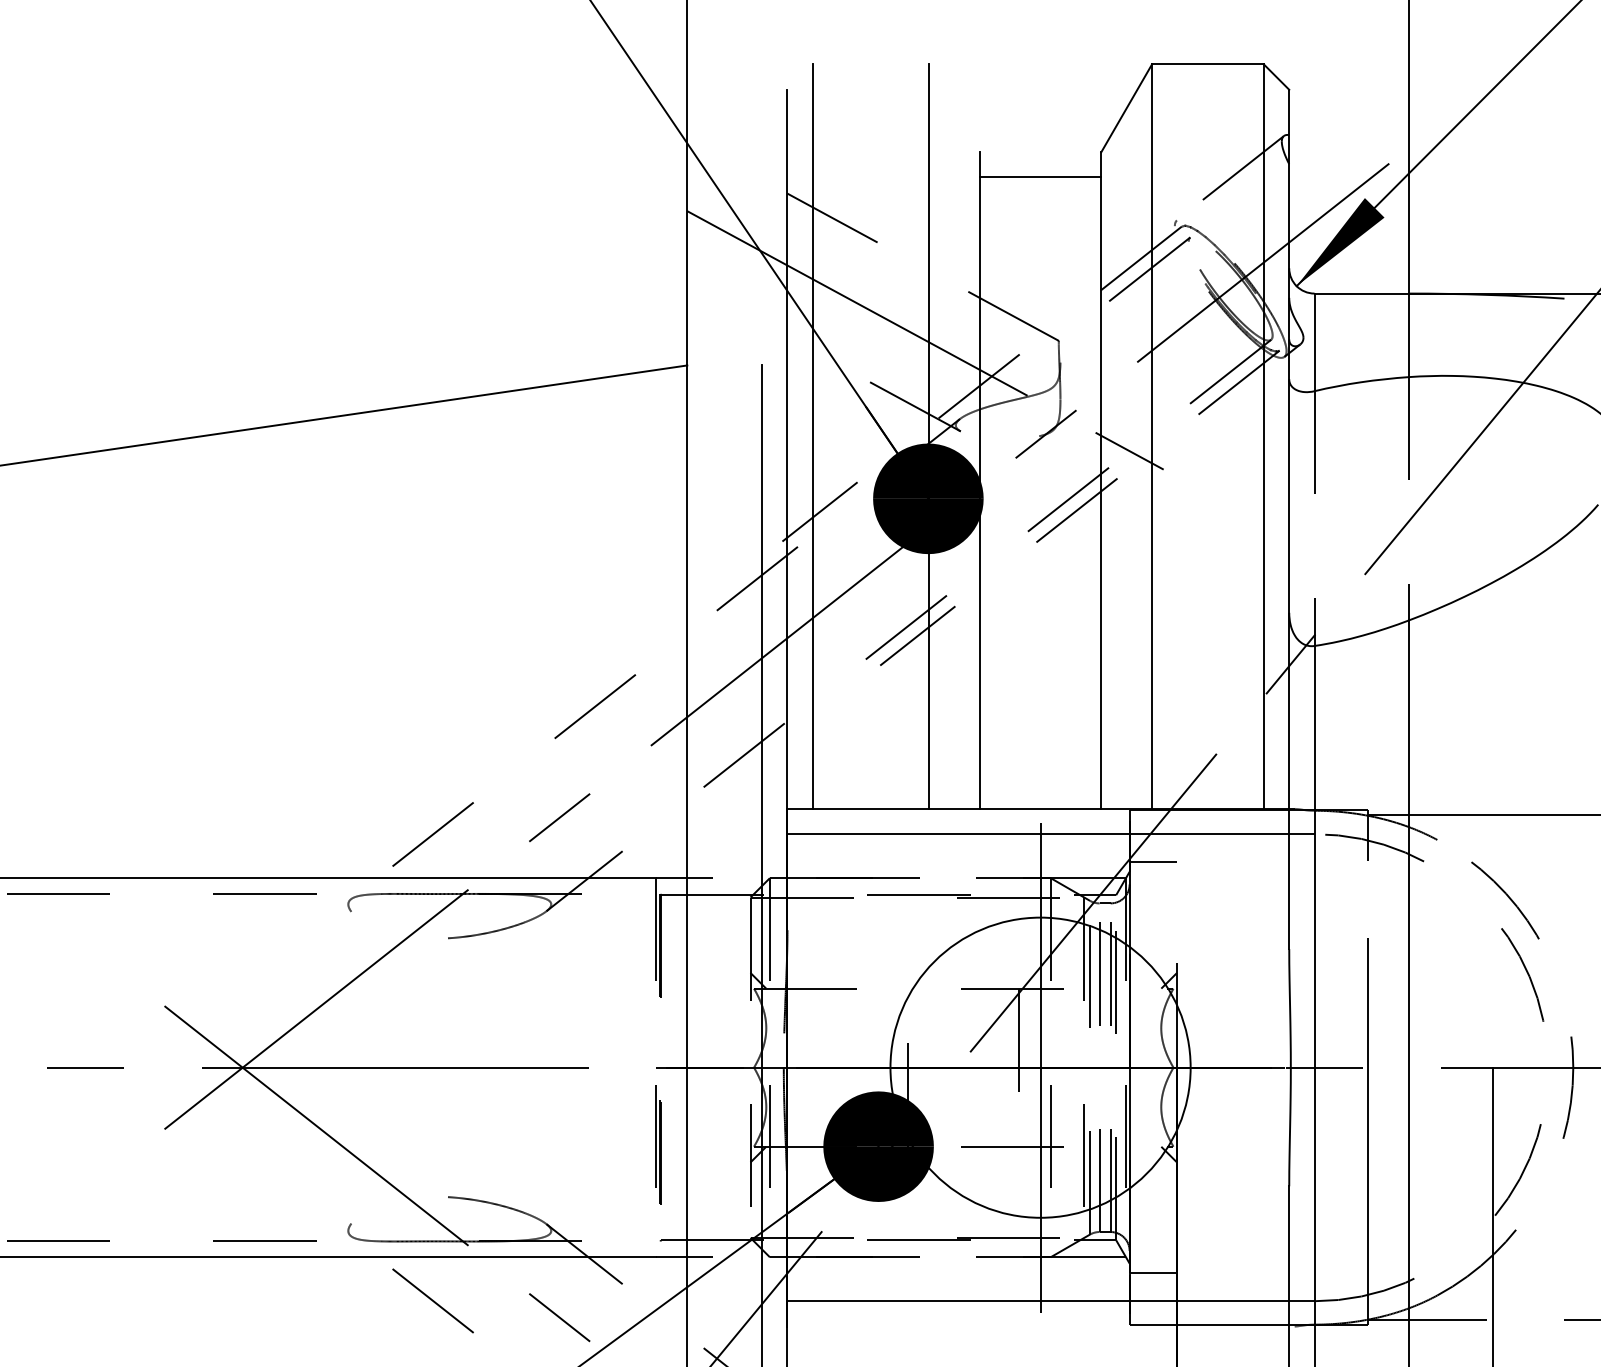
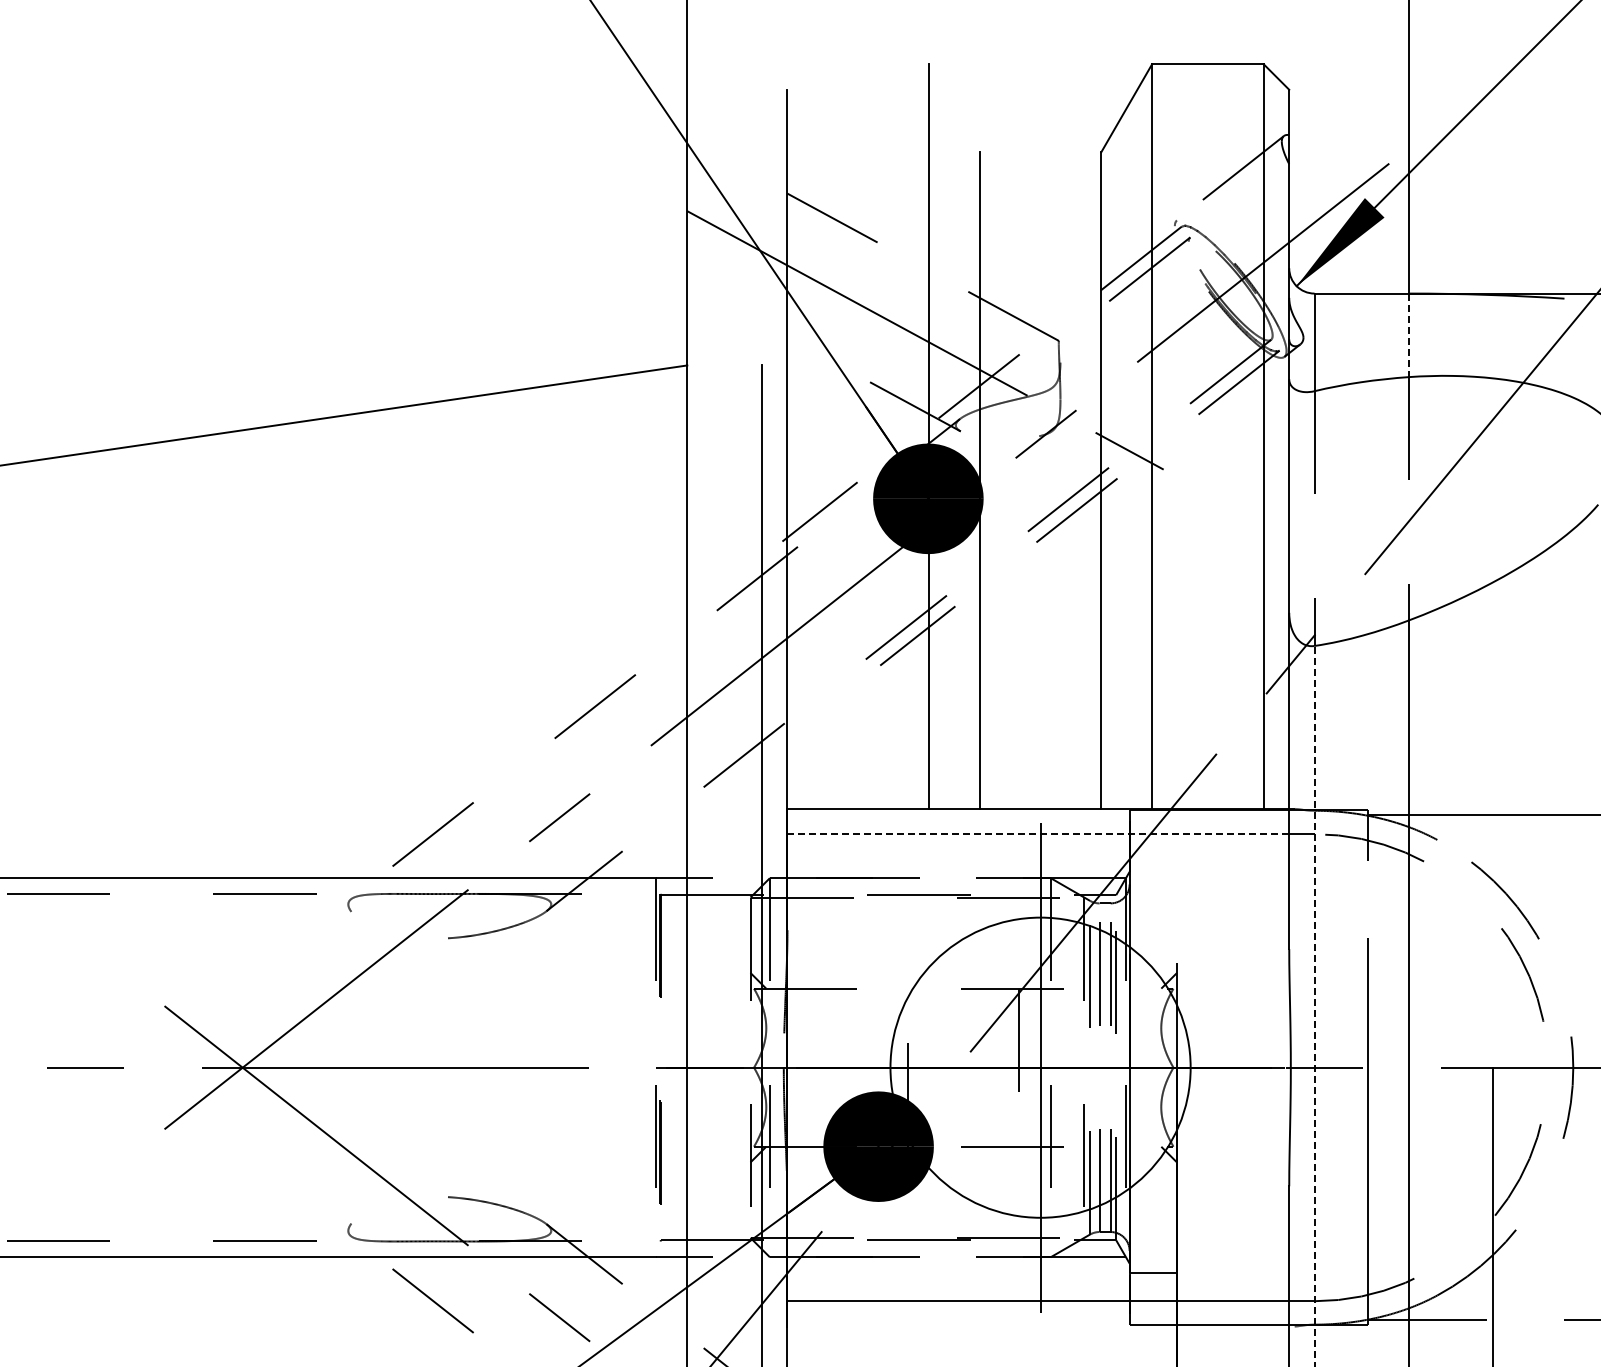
line: present -> none (1040, 177)
line: solid -> dashed (1409, 335)
line: present -> none (812, 436)
line: solid -> dashed (1038, 834)
line: present -> none (1153, 862)
line: solid -> dashed (1314, 1005)
